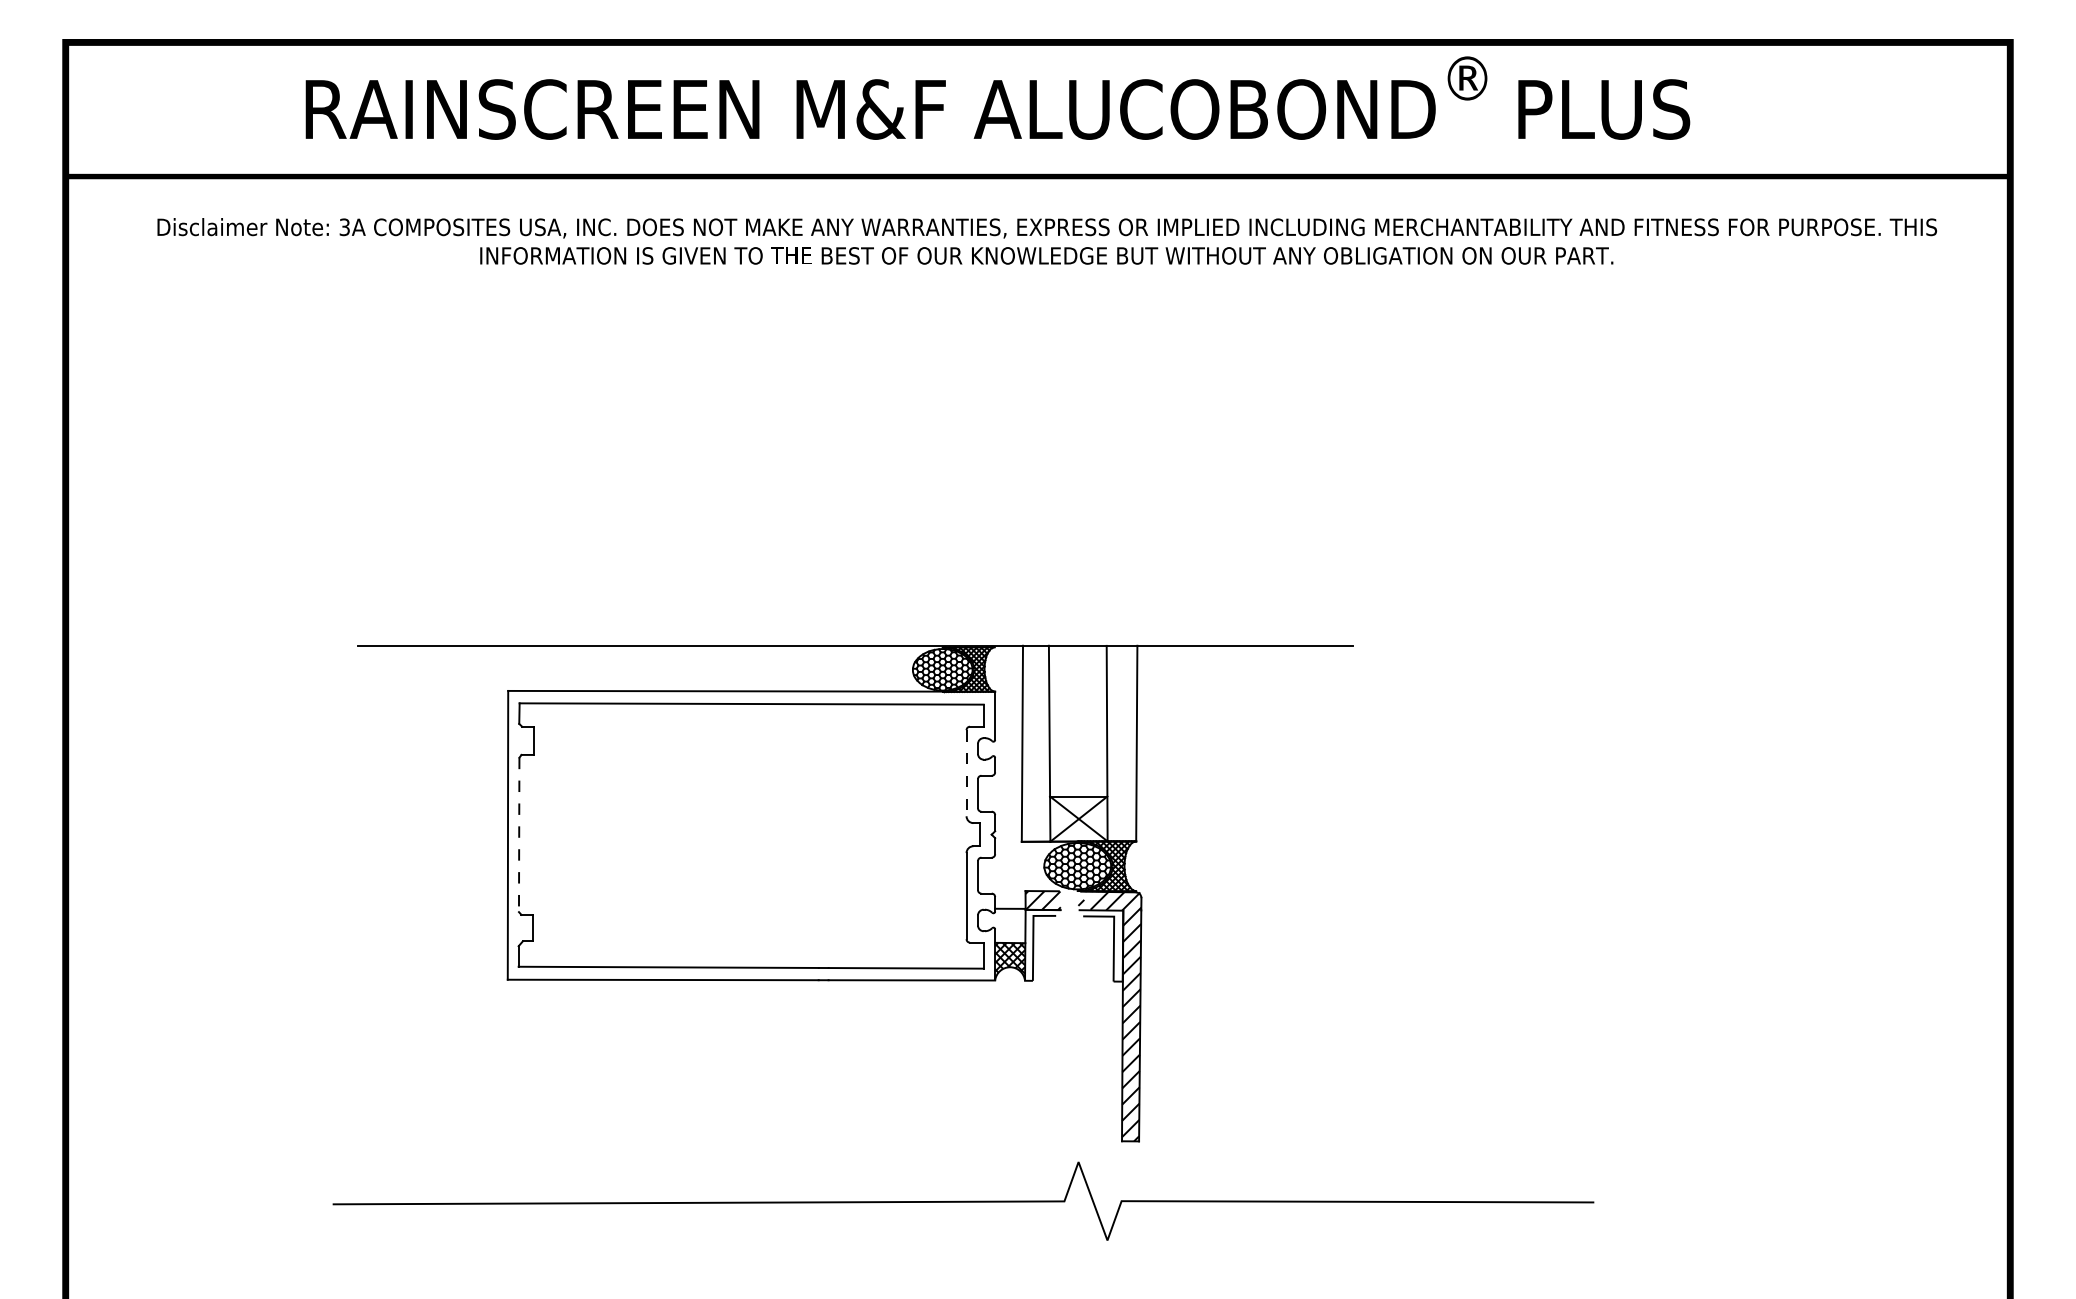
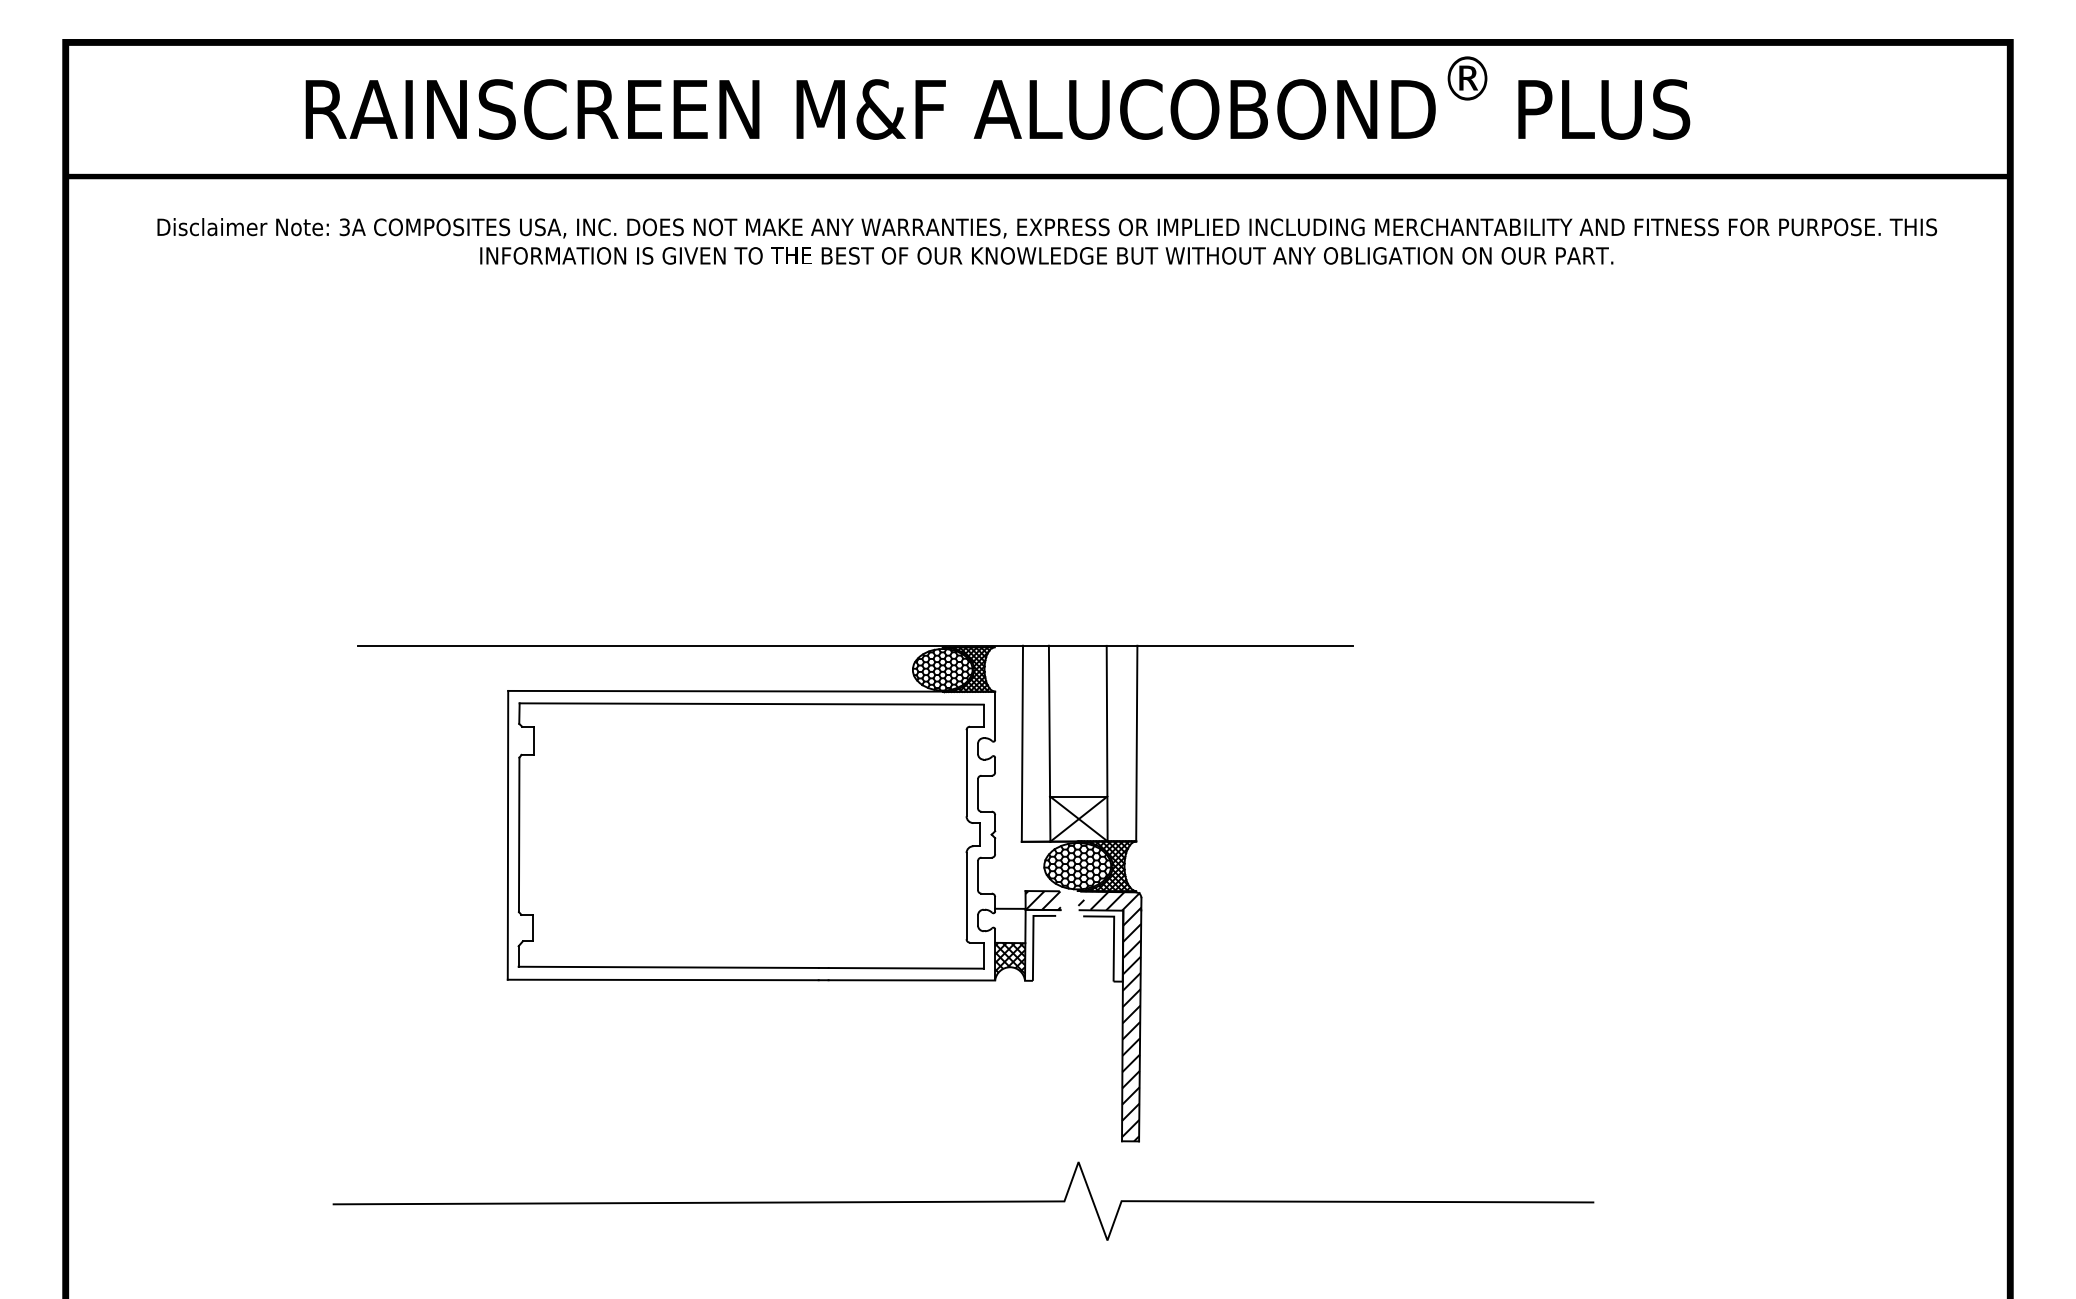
line: dashed -> solid (966, 773)
line: dashed -> solid (519, 835)
